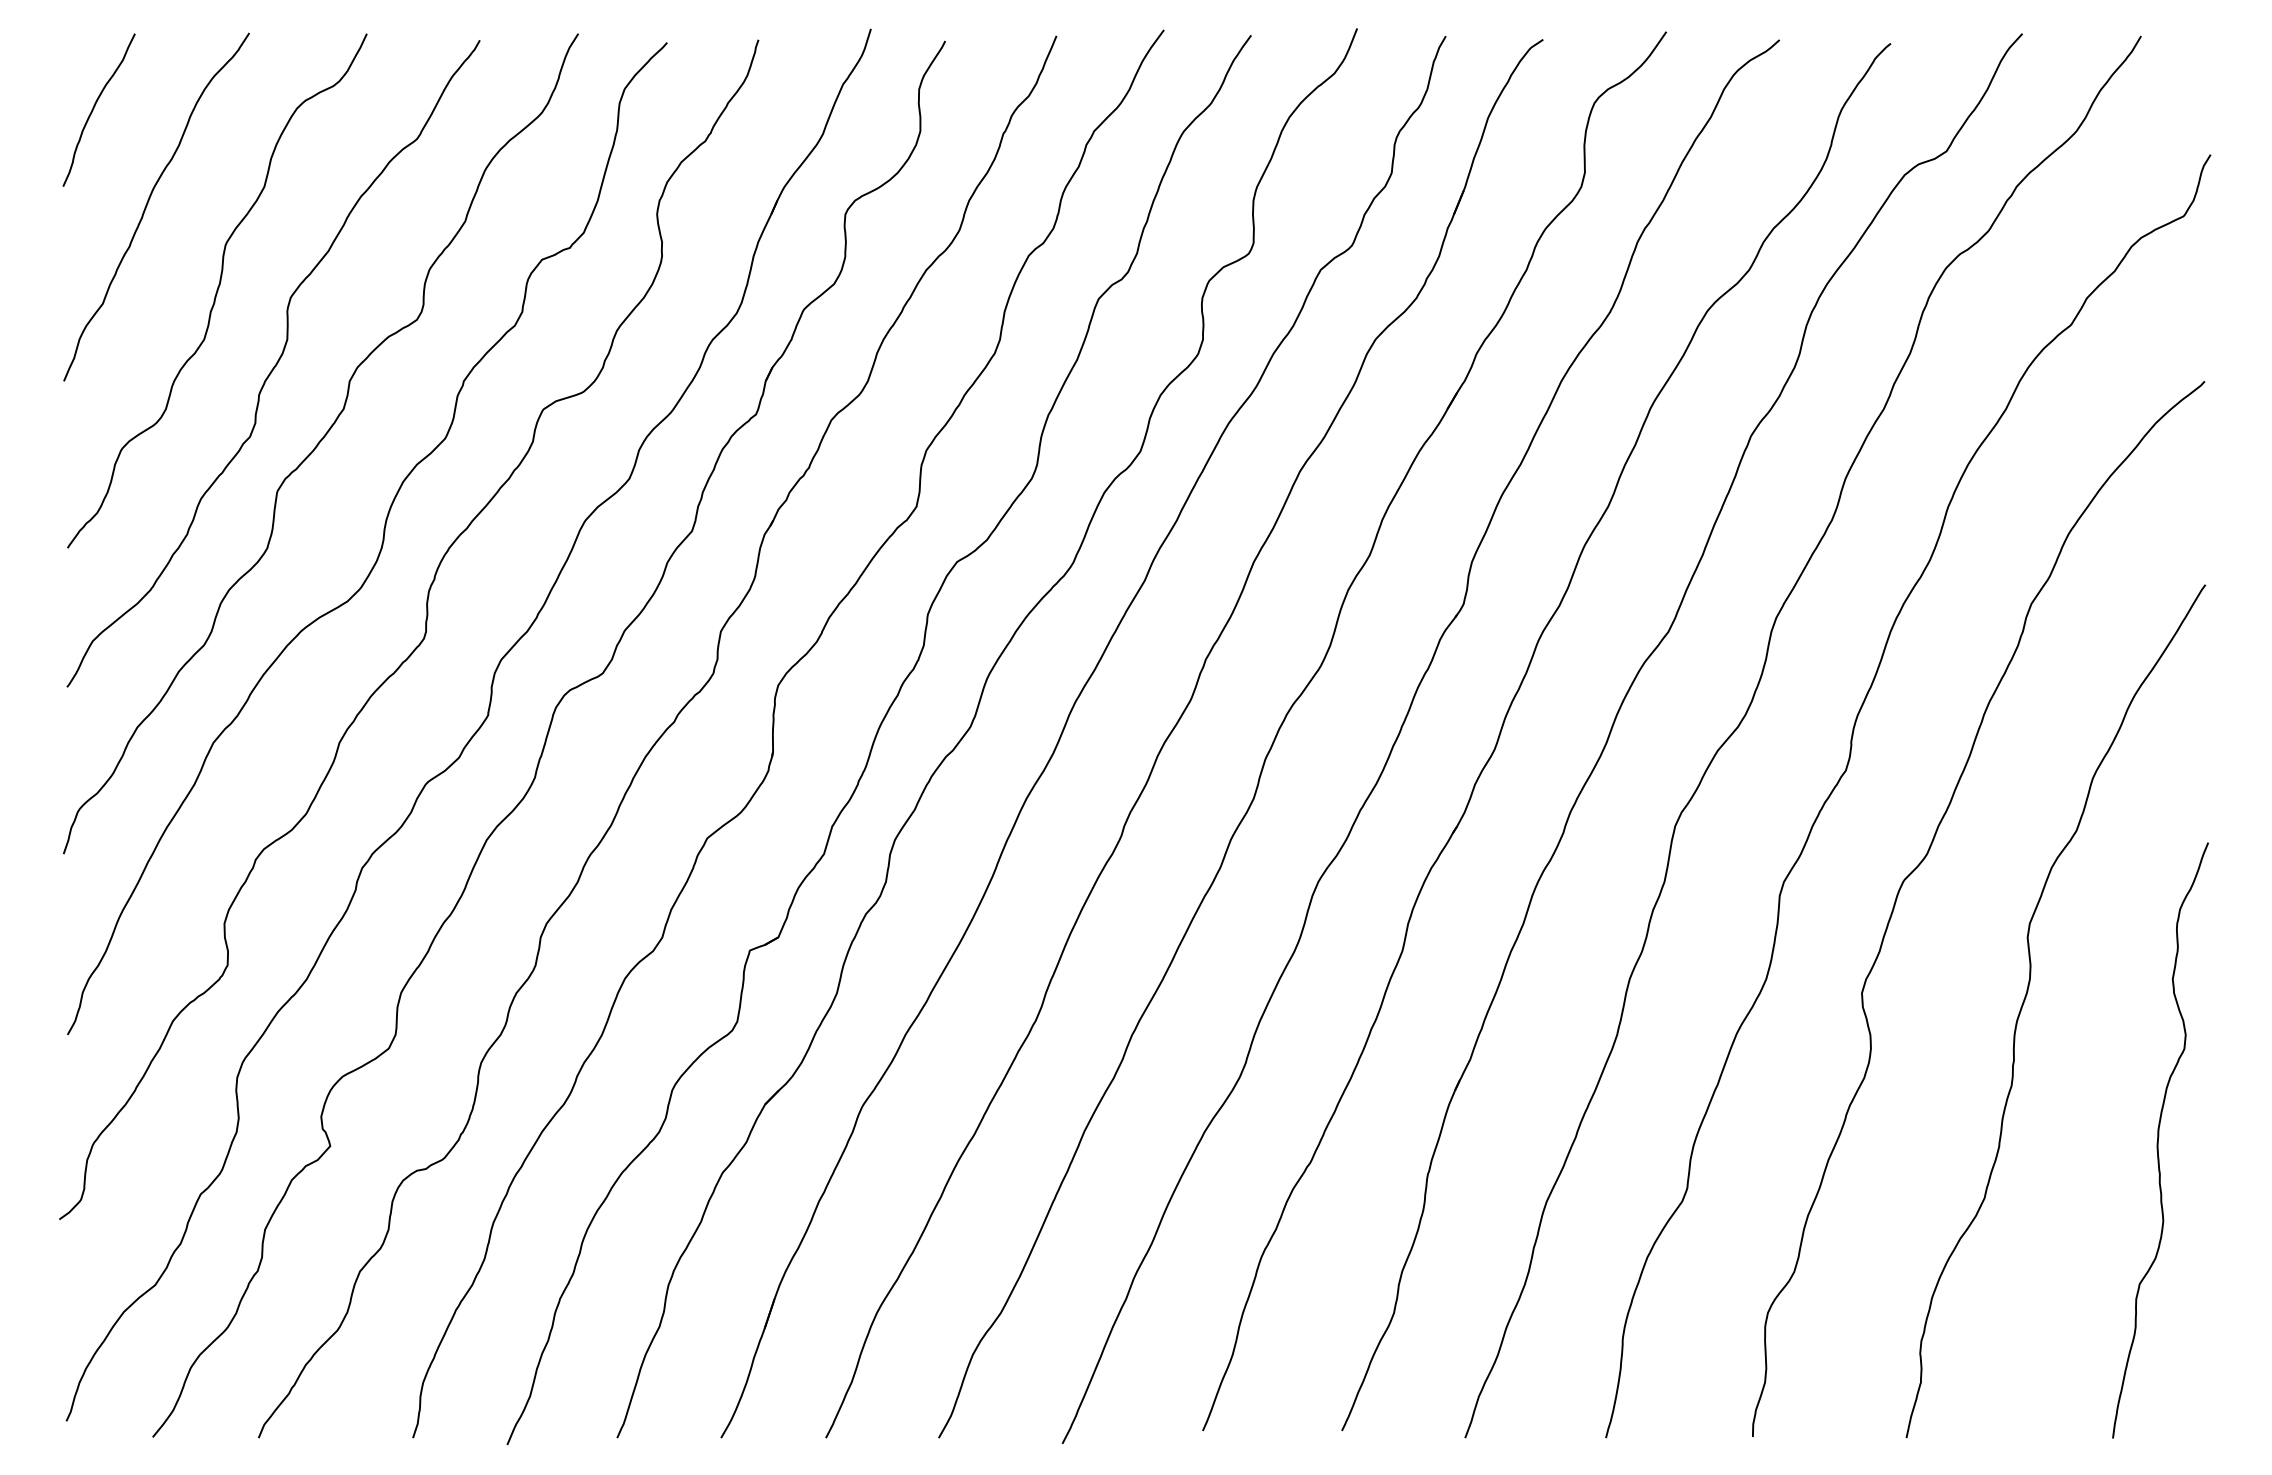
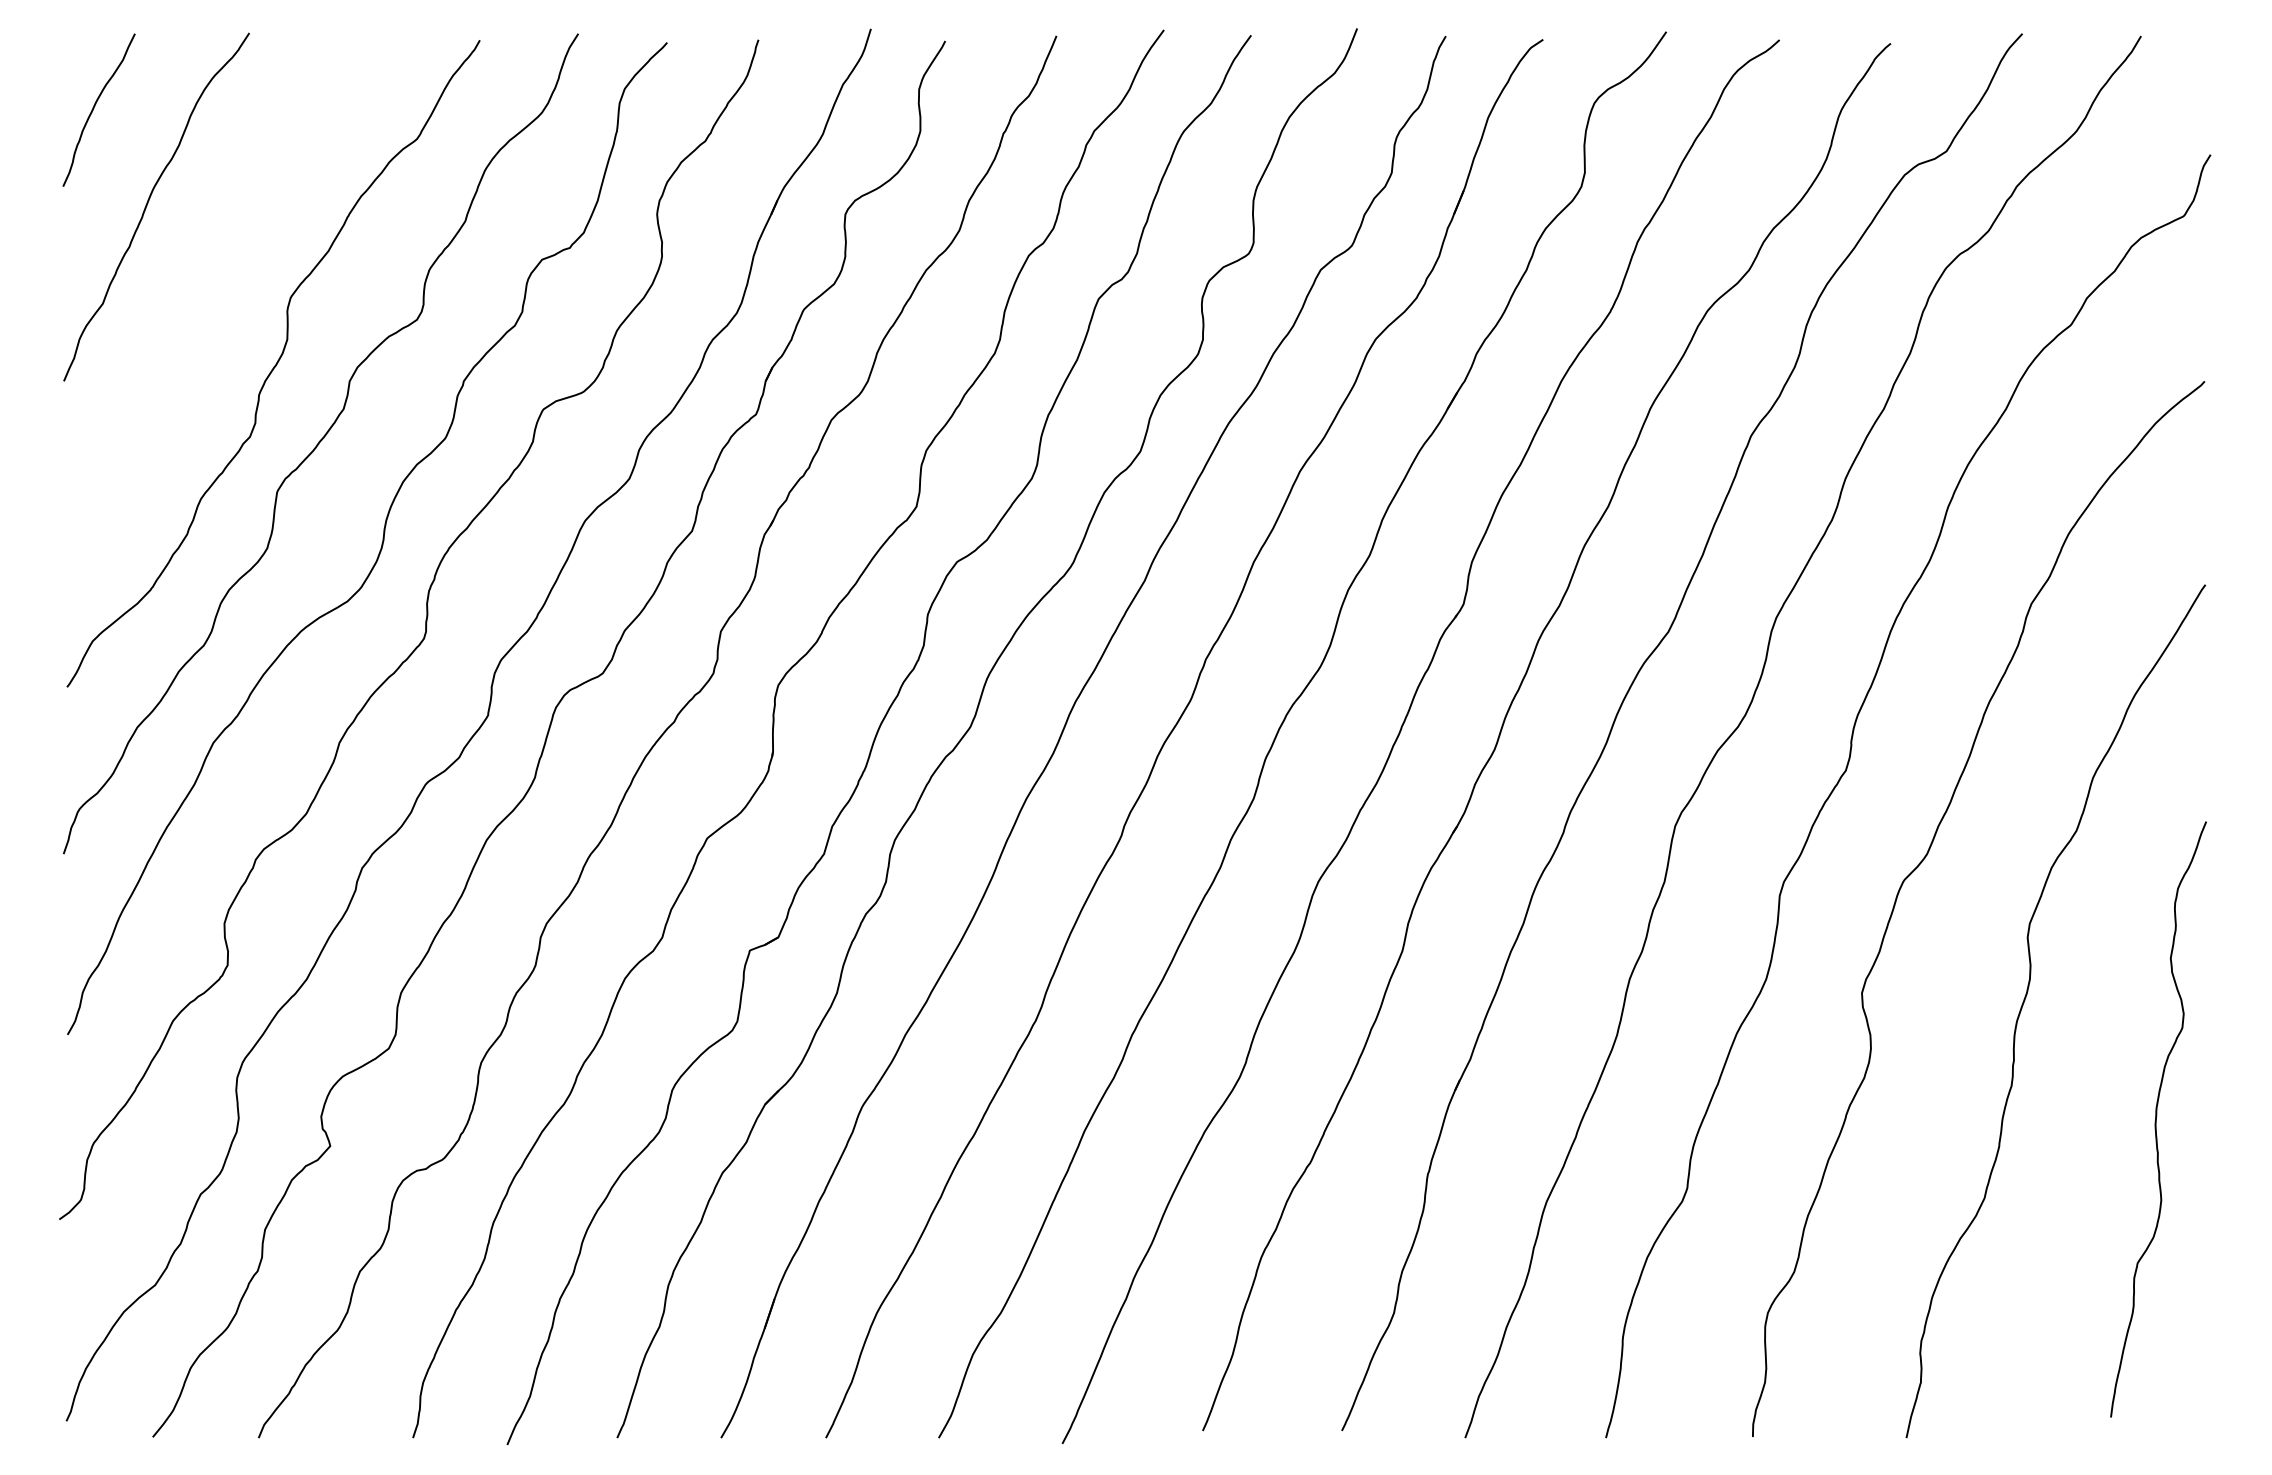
curve: present -> none (217, 290)
curve position: (2158, 1140) -> (2156, 1119) (2156, 1119)
